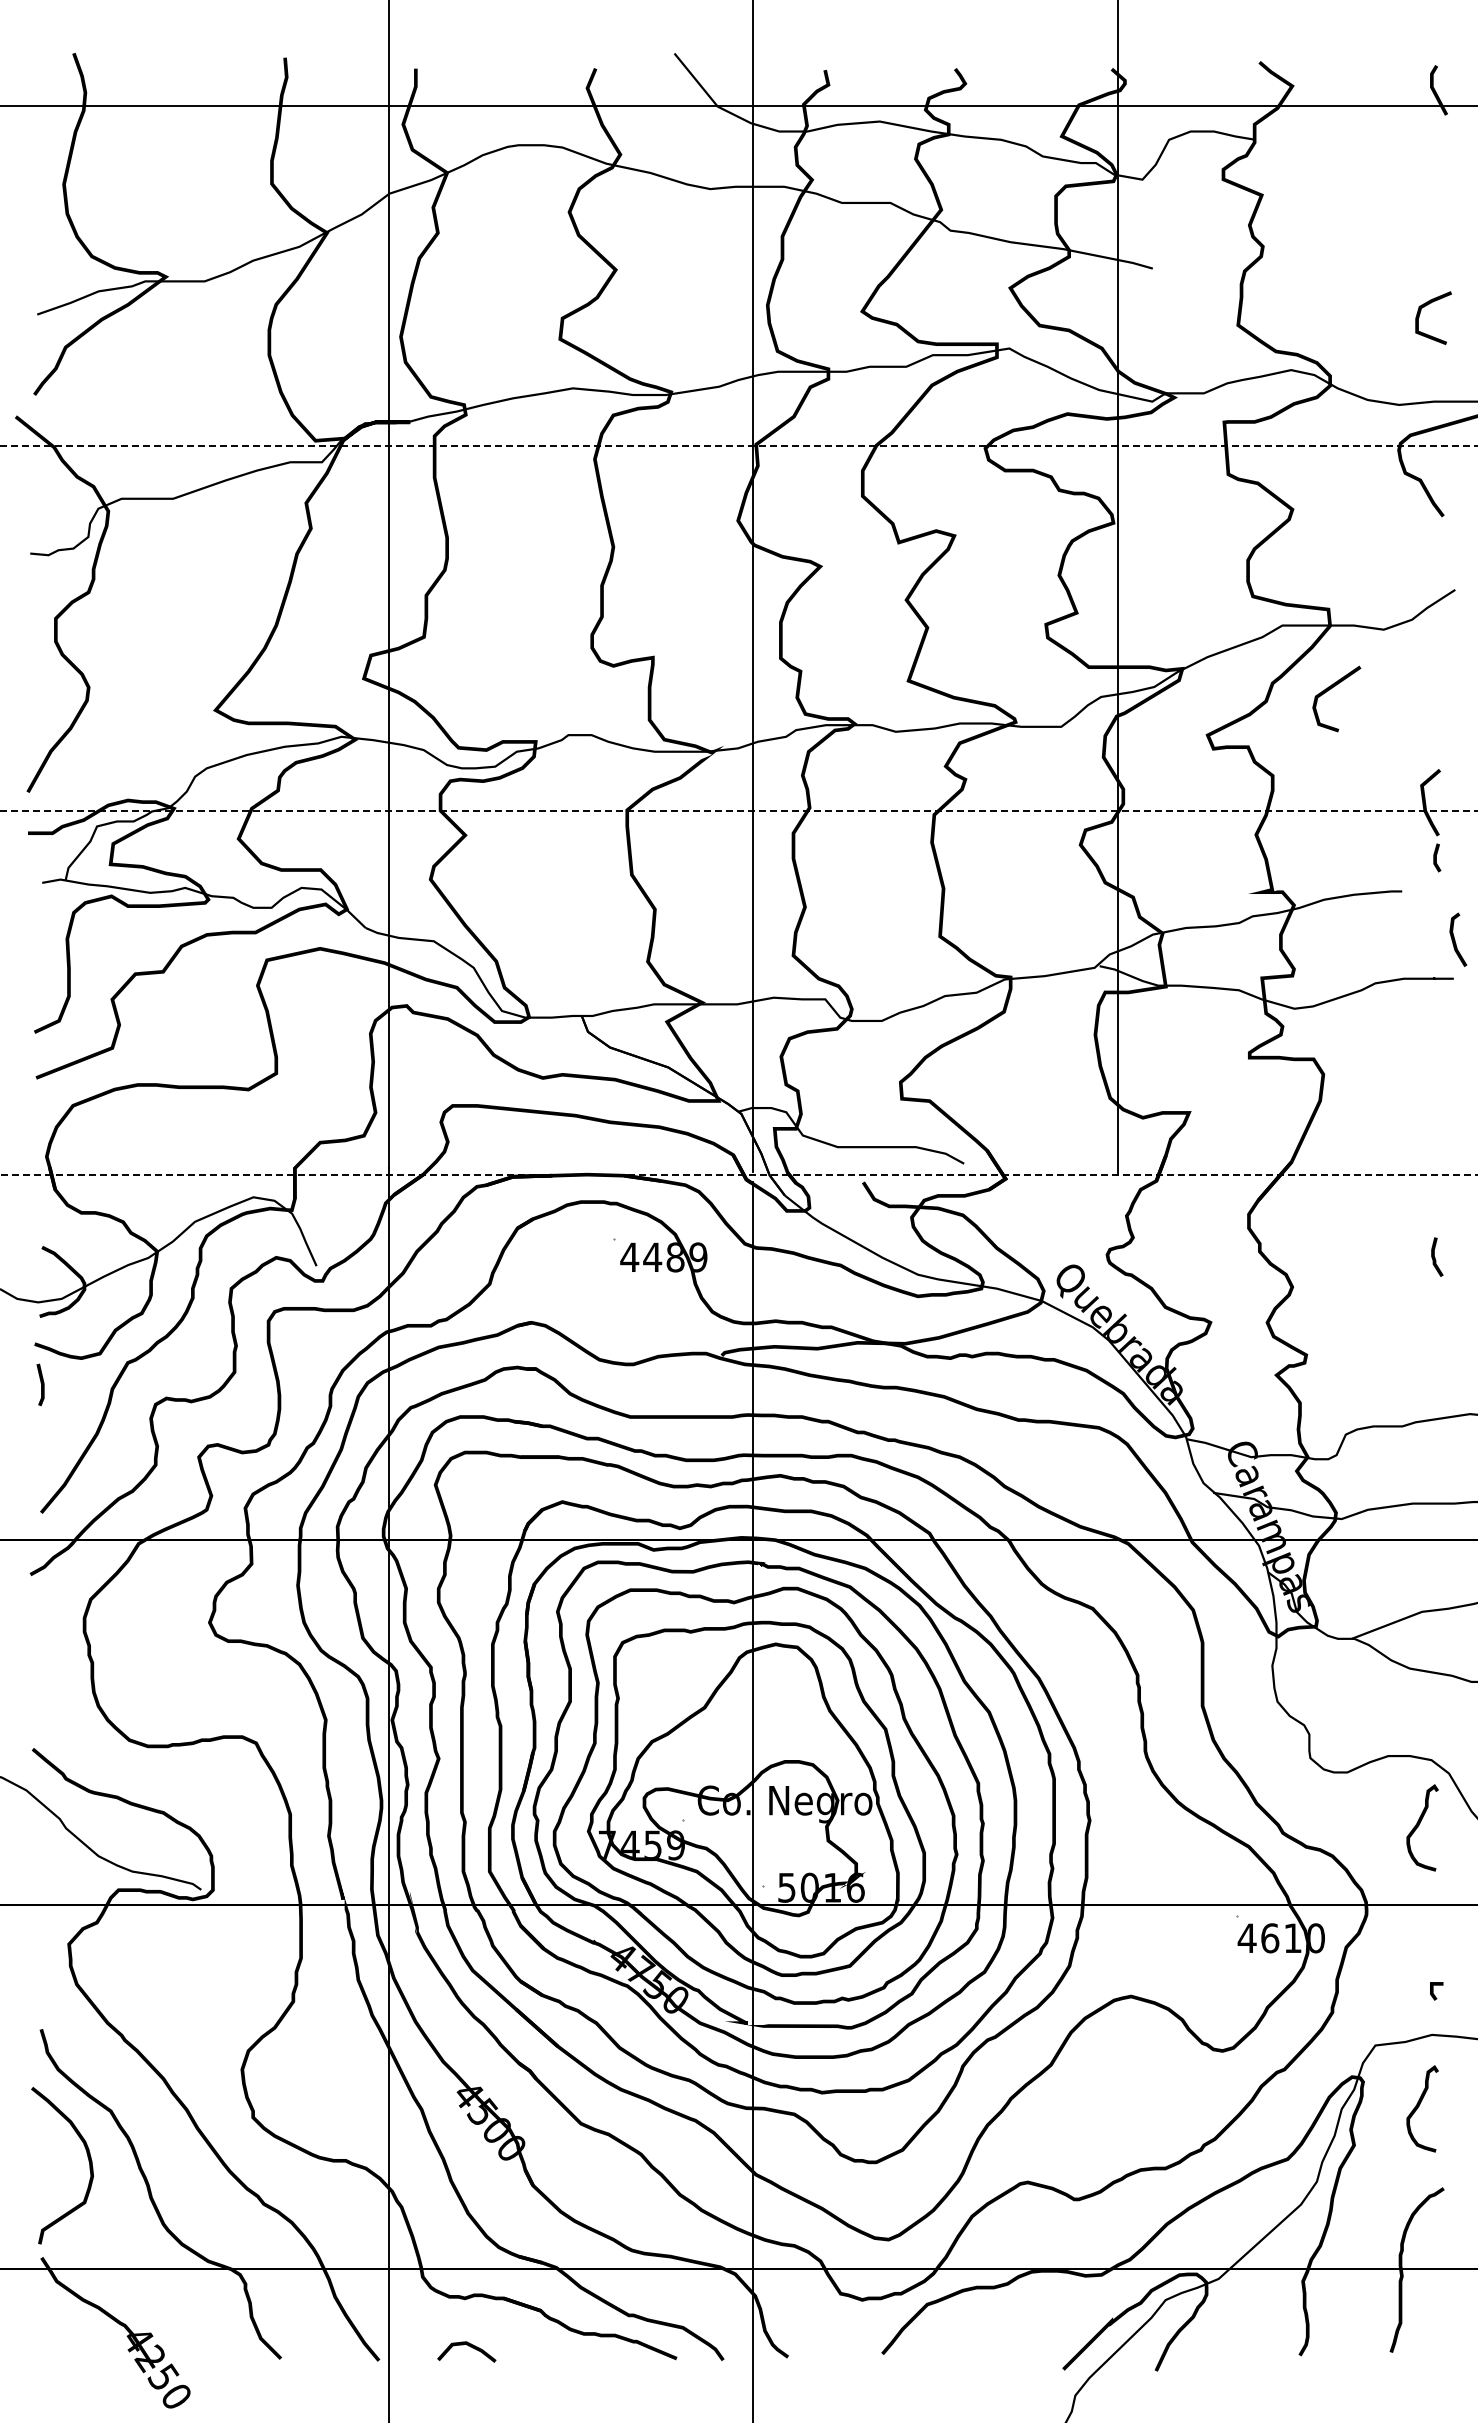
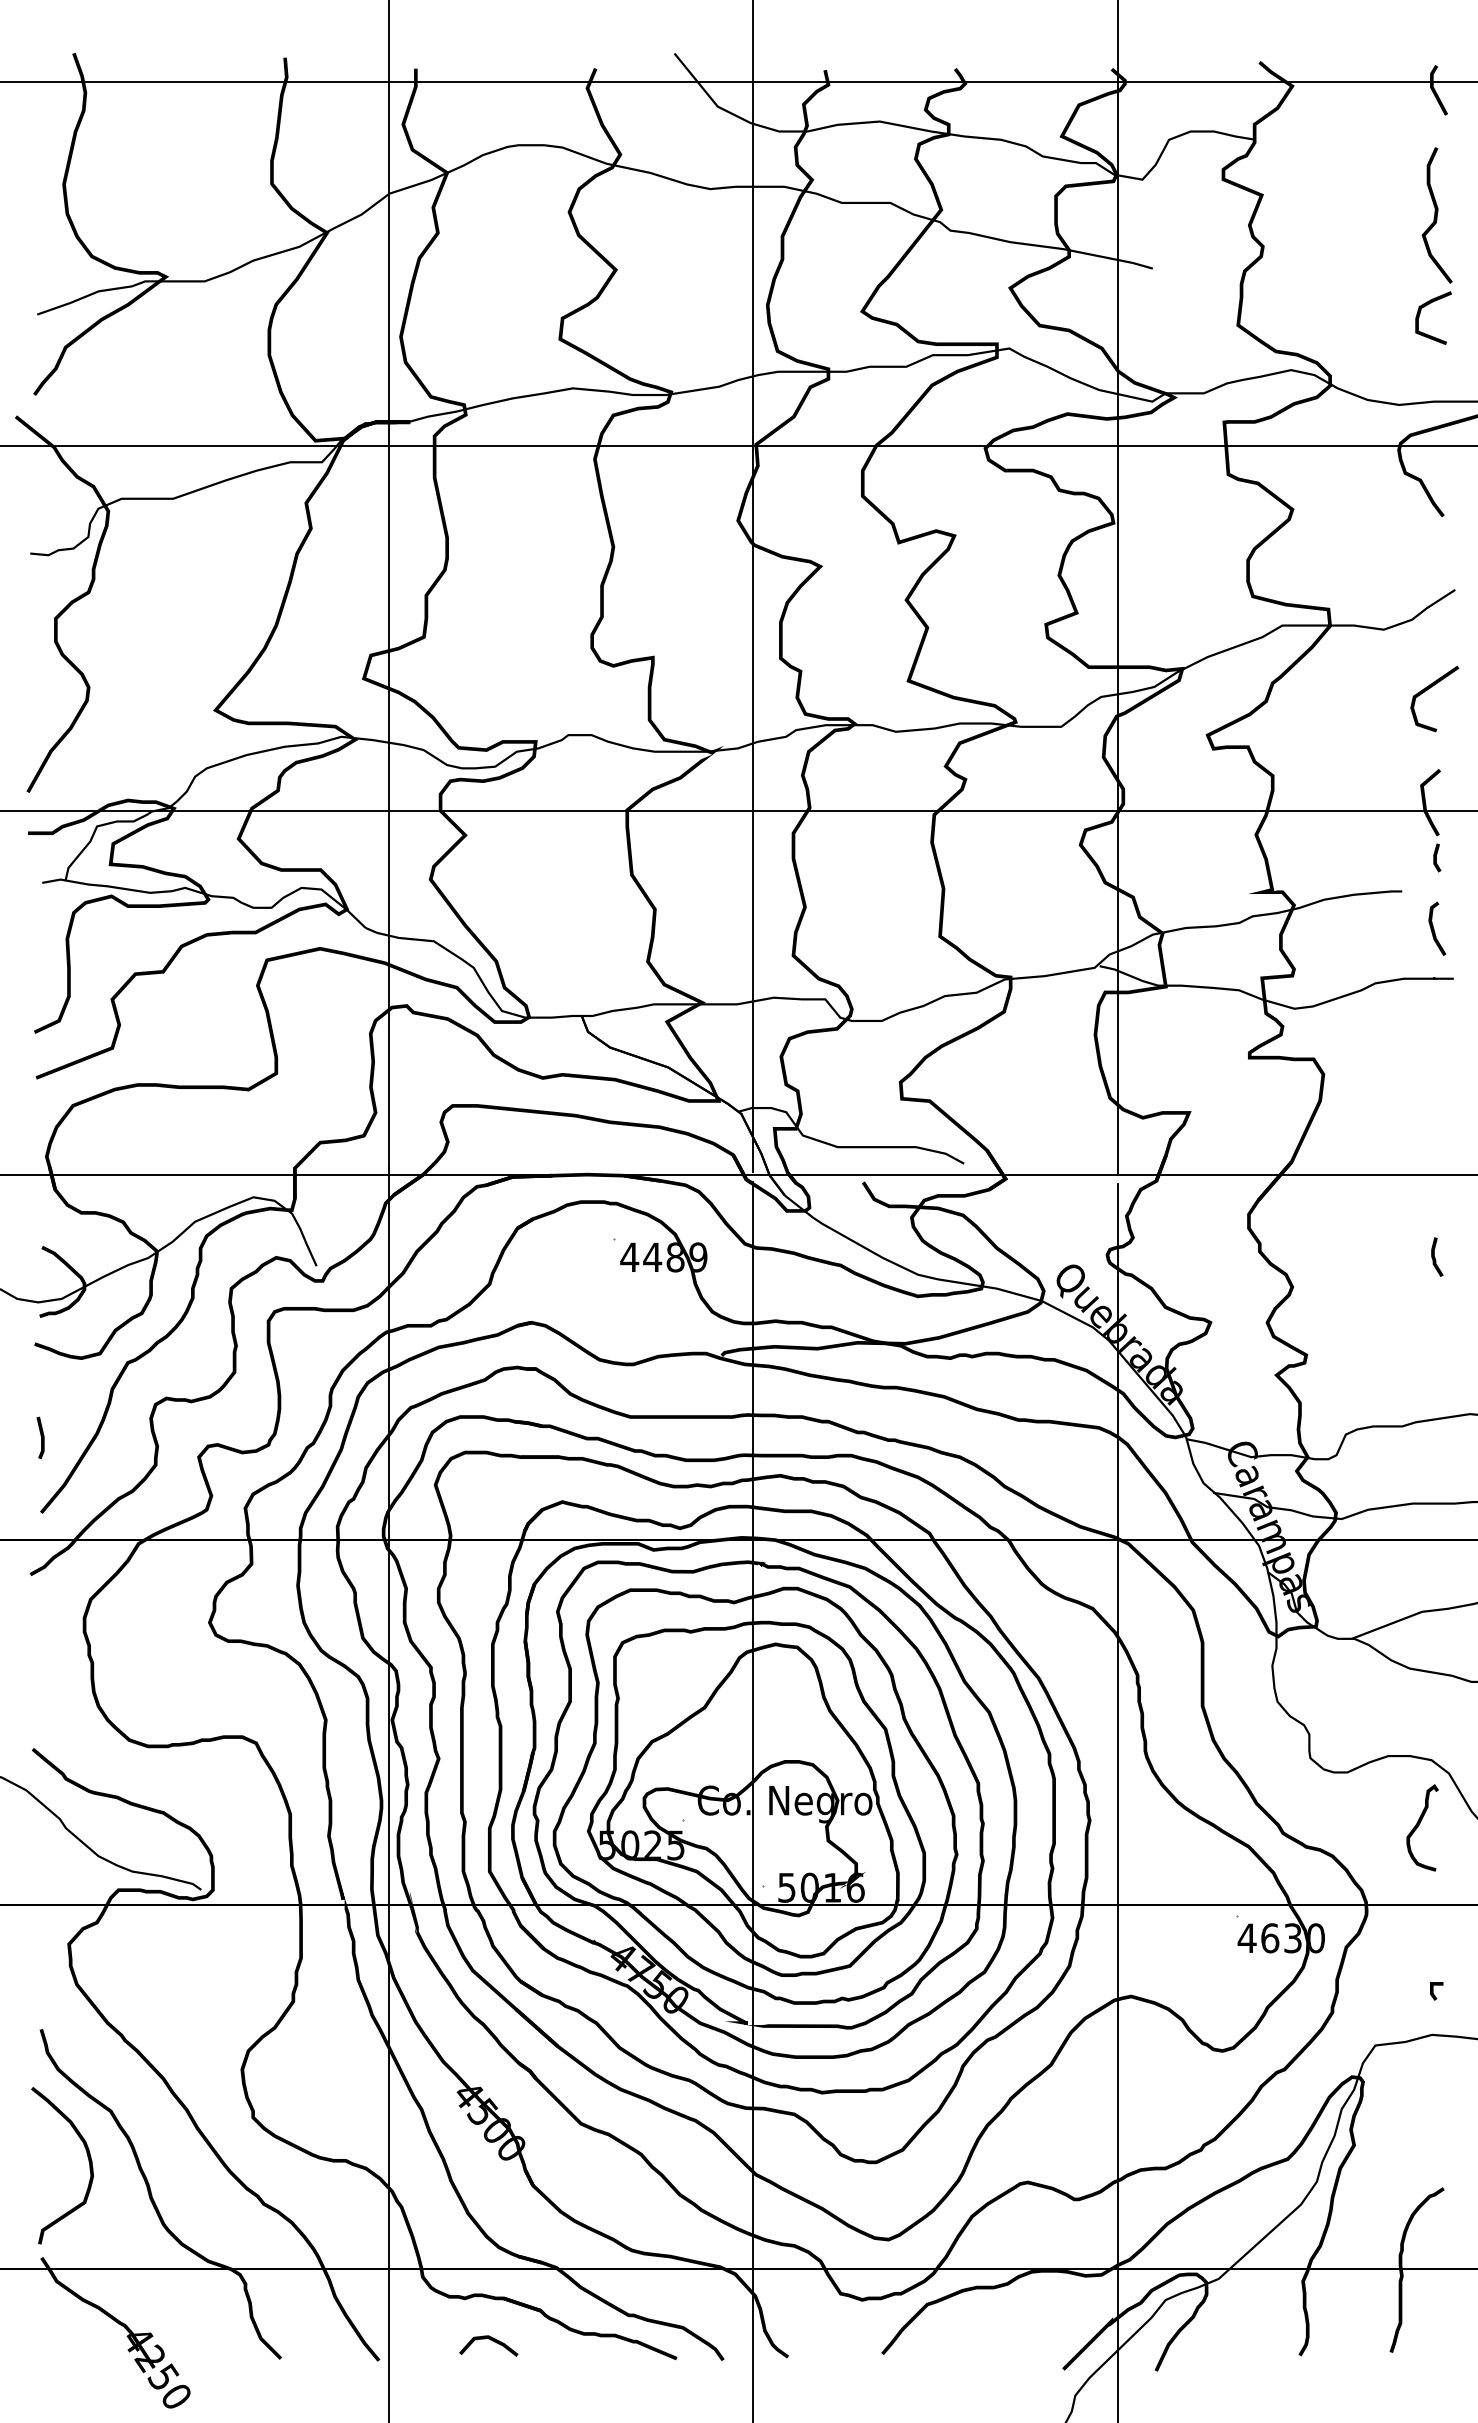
line position: (738, 105) -> (738, 81) (738, 81)
curve: none -> present (1436, 215)
line: dashed -> solid (739, 446)
line position: (1331, 689) -> (1429, 689) (1429, 689)
line: dashed -> solid (739, 810)
line position: (1455, 939) -> (1434, 928) (1434, 928)
line: dashed -> solid (739, 1175)
line position: (40, 1383) -> (40, 1436) (40, 1436)
line: none -> present (1117, 1801)
text: 7459 -> 5025 (641, 1845)
text: 4610 -> 4630 (1292, 1938)
curve: present -> none (1419, 2106)
line position: (468, 2346) -> (490, 2340) (490, 2340)
